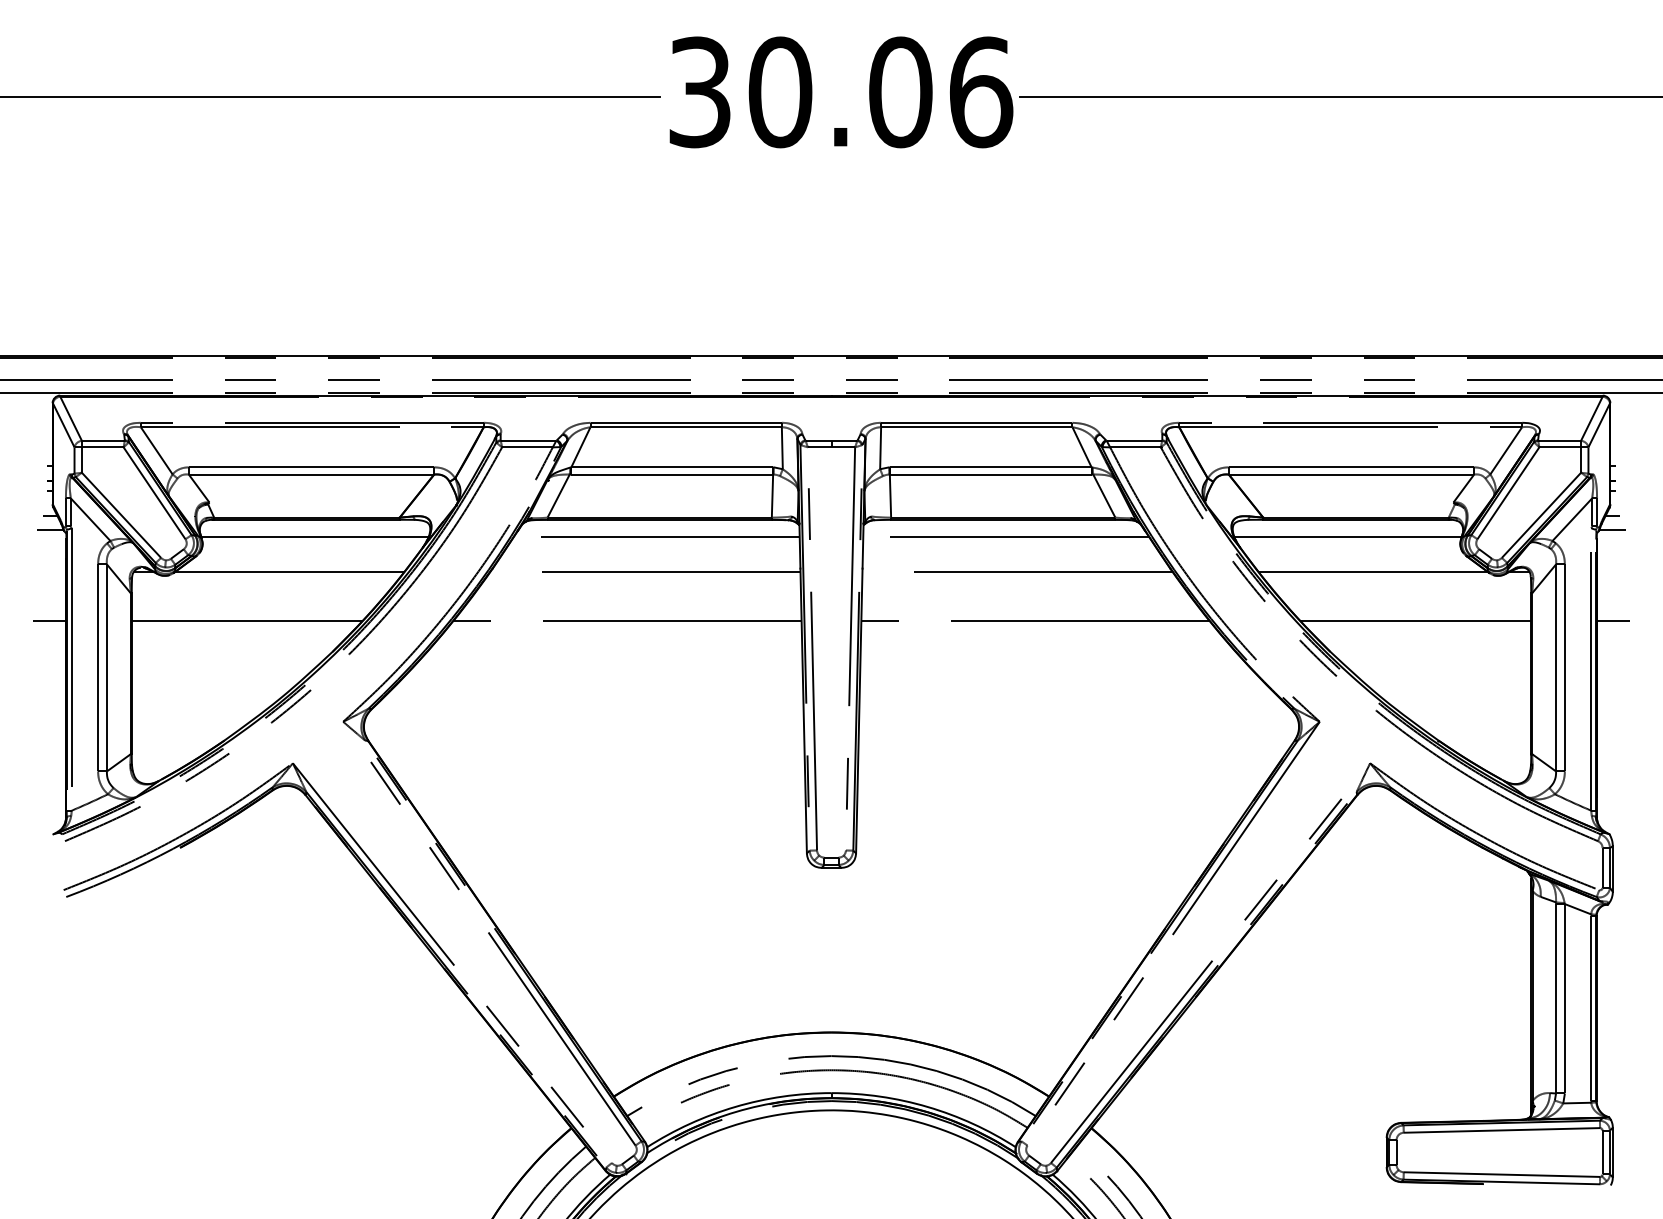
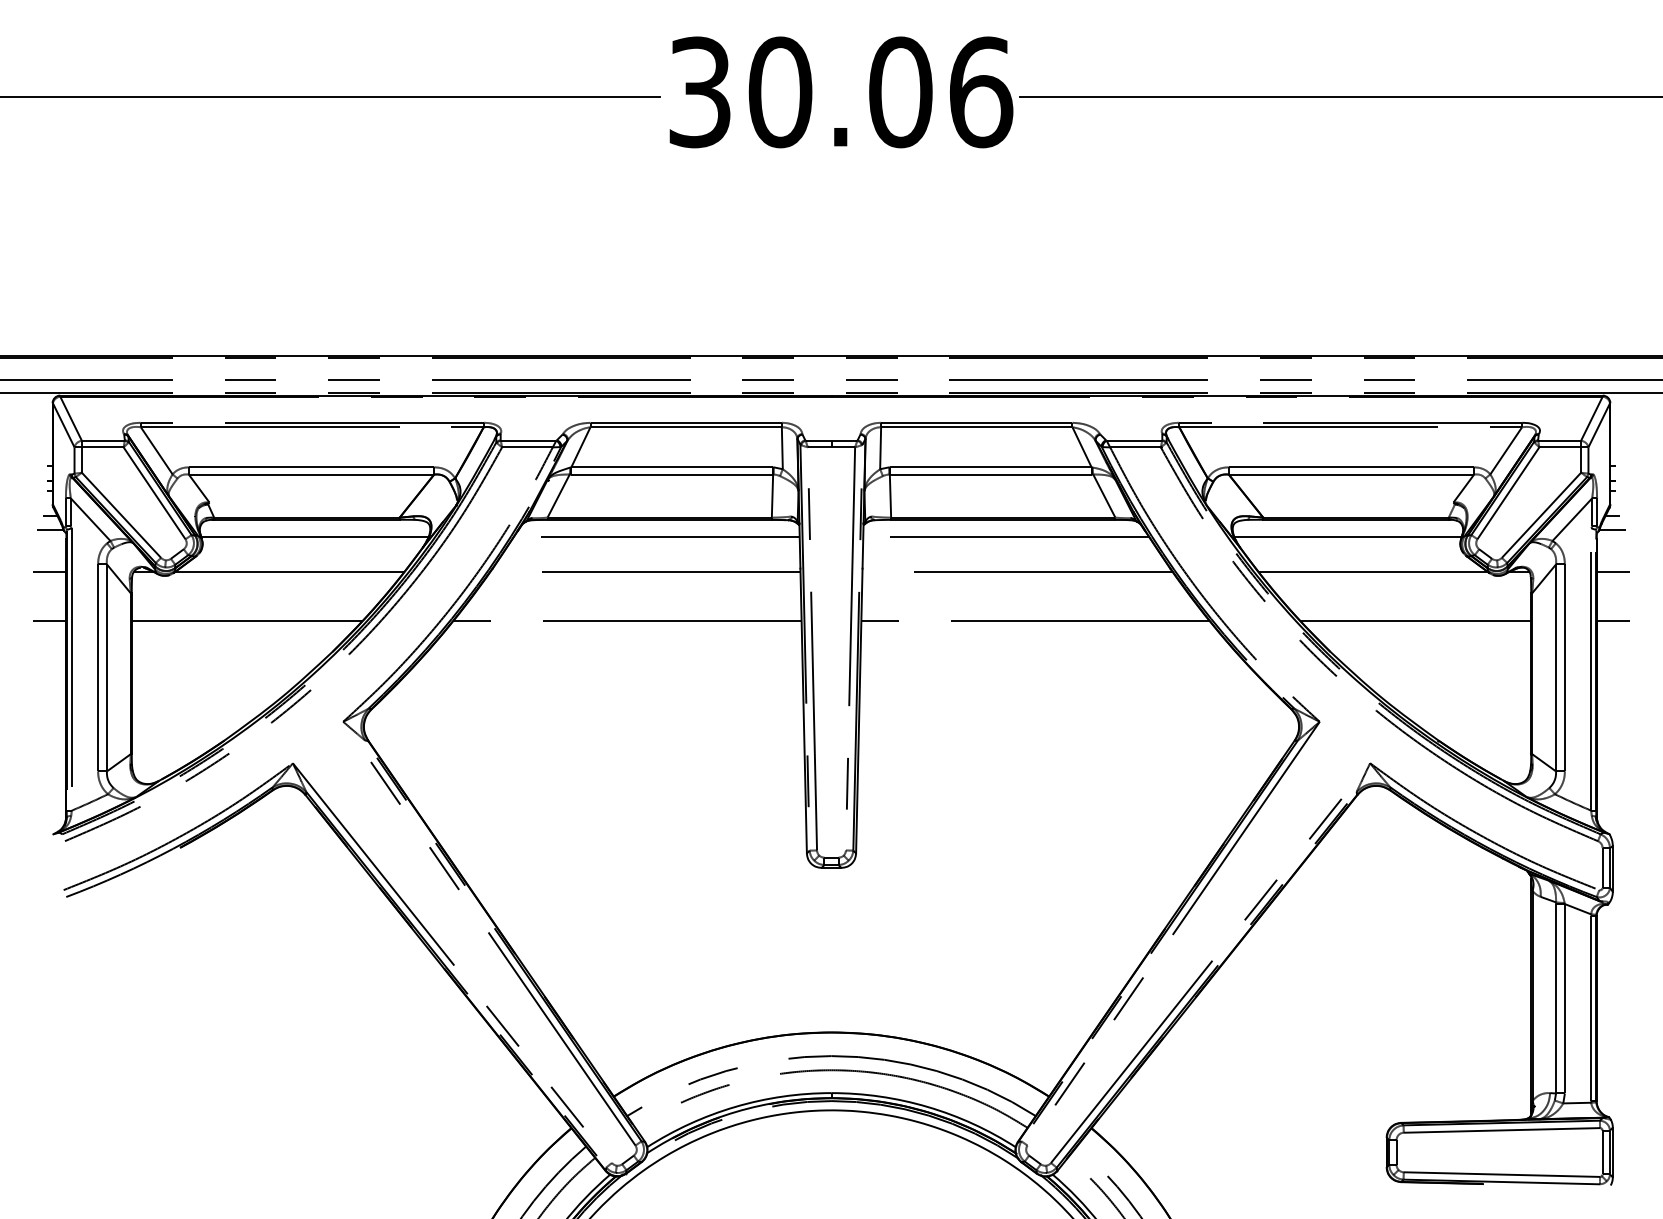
line: none -> present (49, 571)
line: none -> present (1612, 571)
